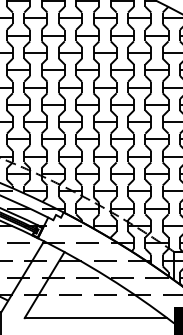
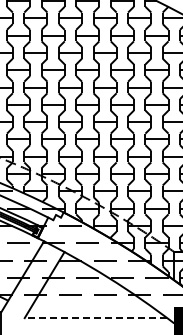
line: solid -> dashed (95, 318)
